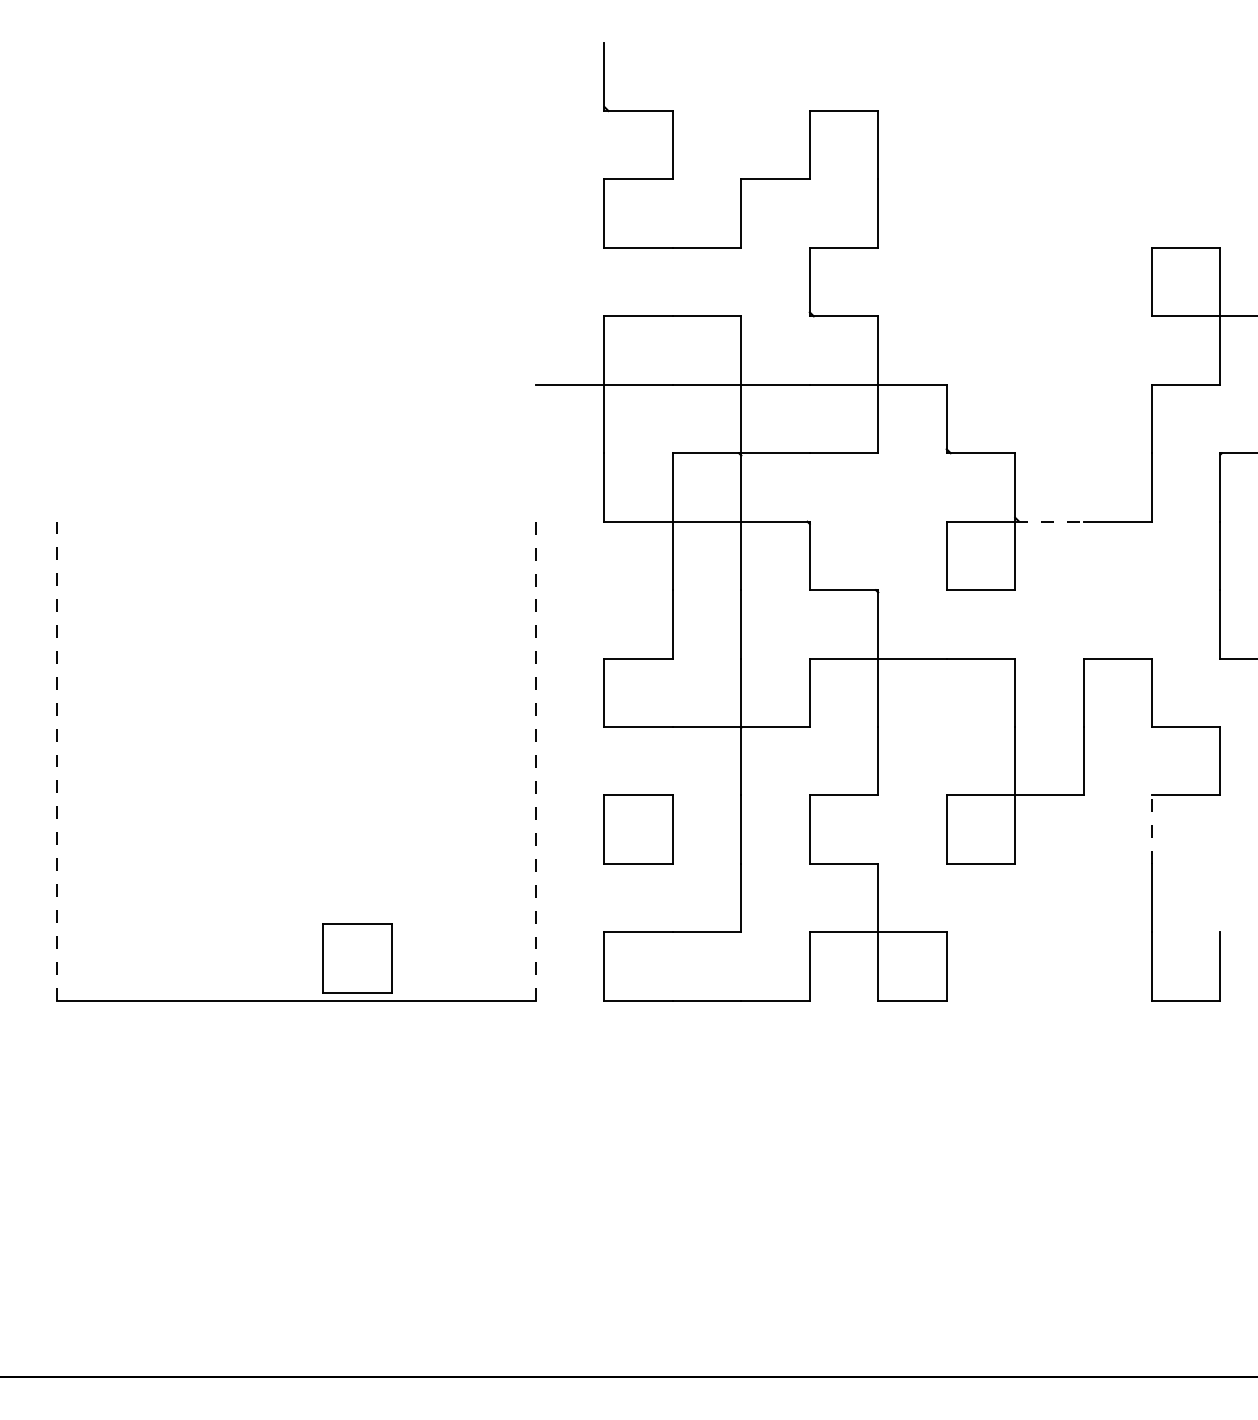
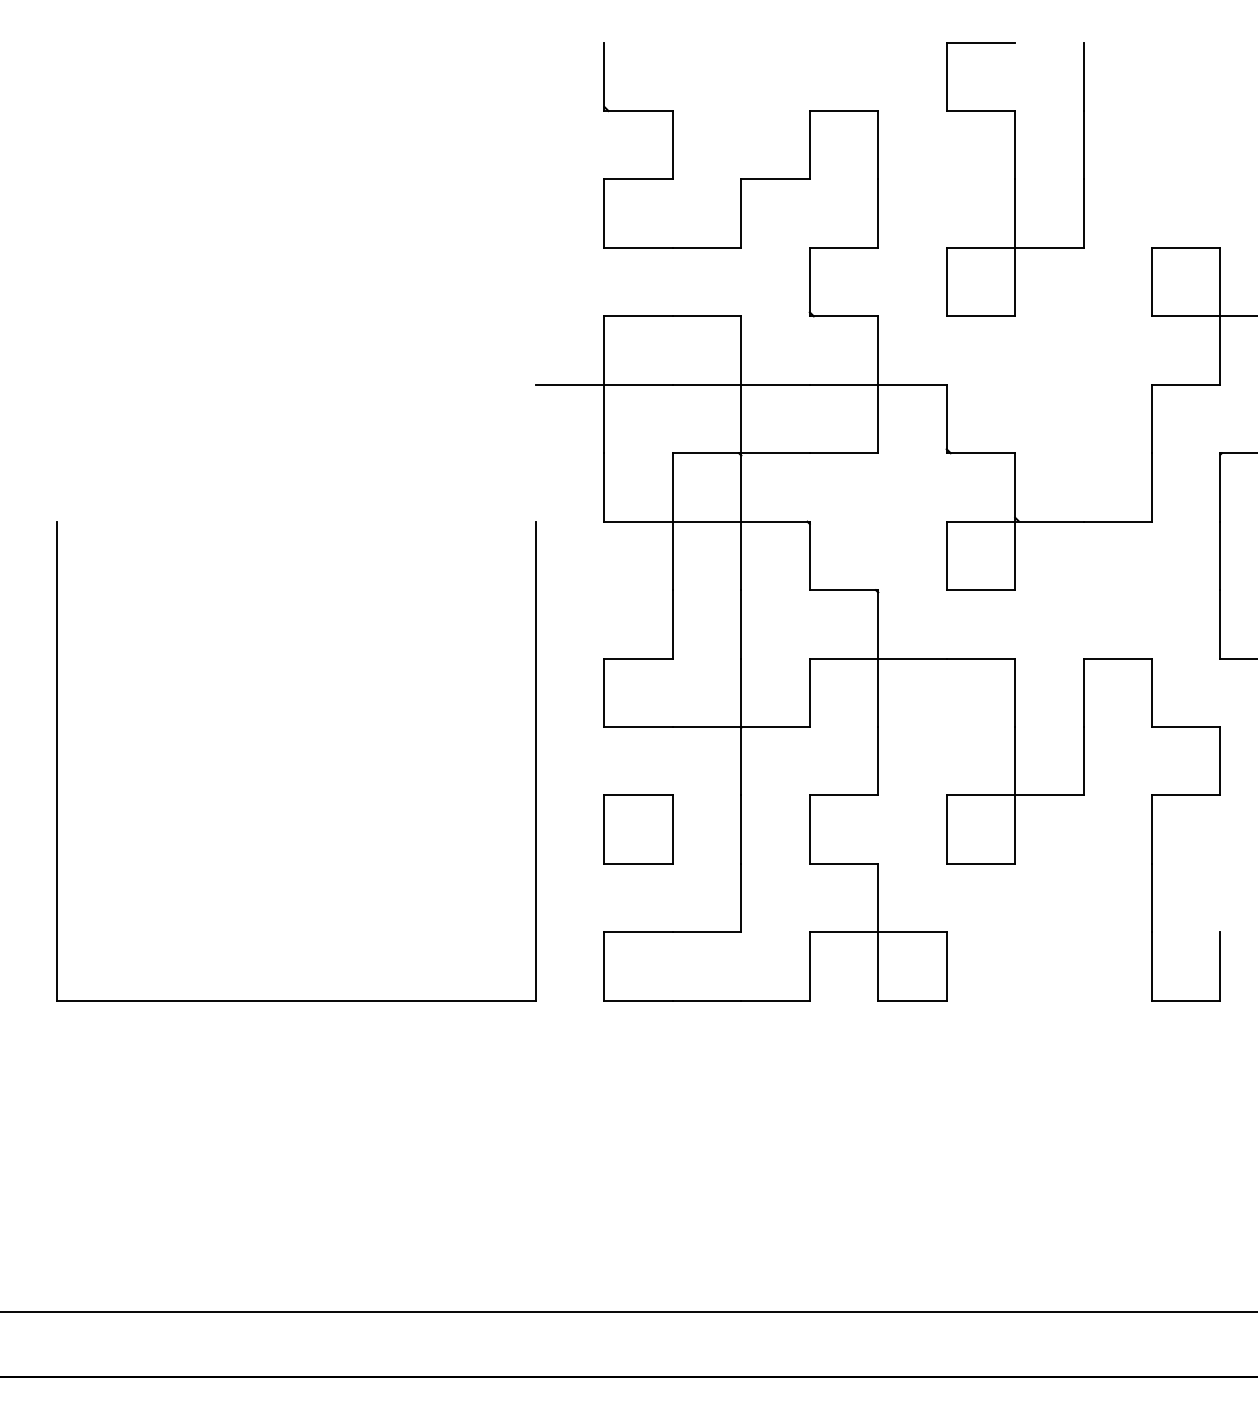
part: none -> present (1015, 179)
line: dashed -> solid (1049, 521)
line: dashed -> solid (56, 761)
line: dashed -> solid (536, 761)
line: dashed -> solid (1152, 829)
part: present -> none (357, 958)
line: none -> present (628, 1311)
